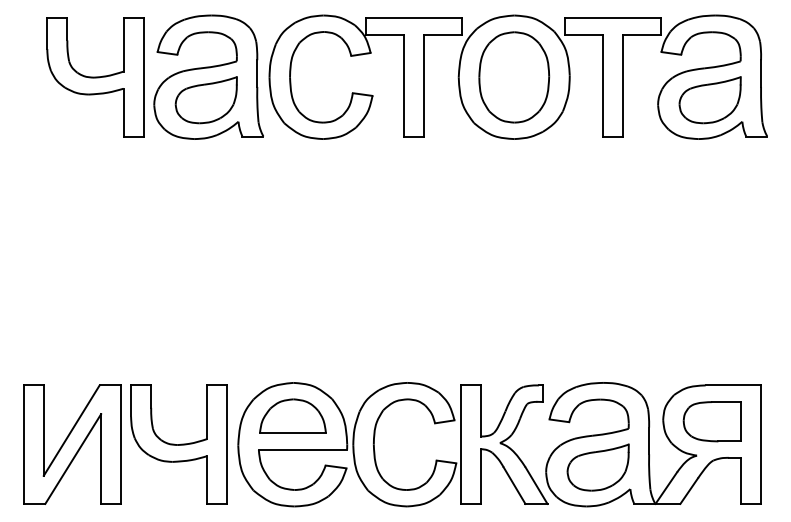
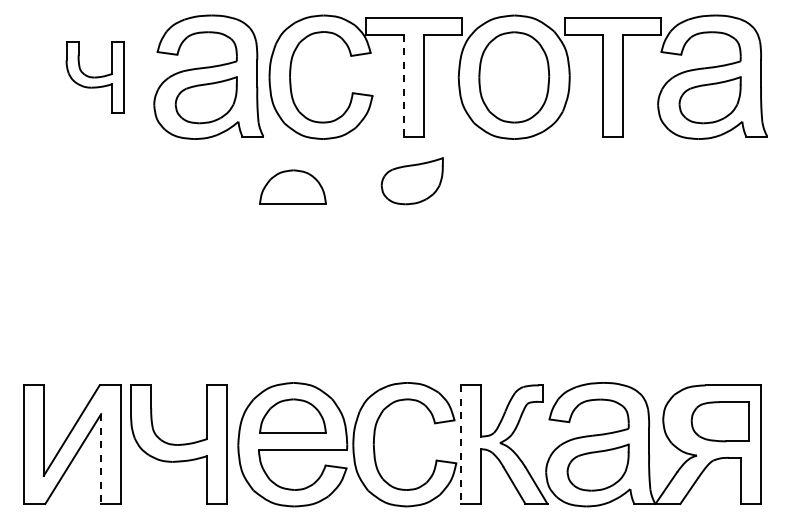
part size: 99x121 px -> 60x73 px (94, 77)
line: solid -> dashed (404, 85)
part: none -> present (411, 181)
part: none -> present (292, 186)
part position: (711, 421) -> (719, 421) (719, 421)
line: solid -> dashed (460, 445)
line: solid -> dashed (101, 459)
